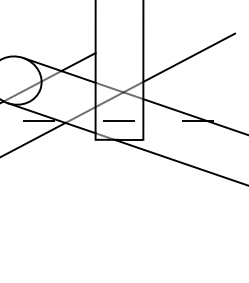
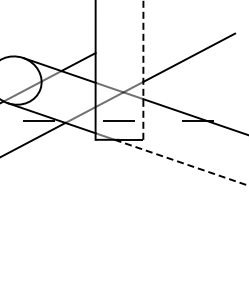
line: solid -> dashed (143, 69)
line: solid -> dashed (181, 162)
